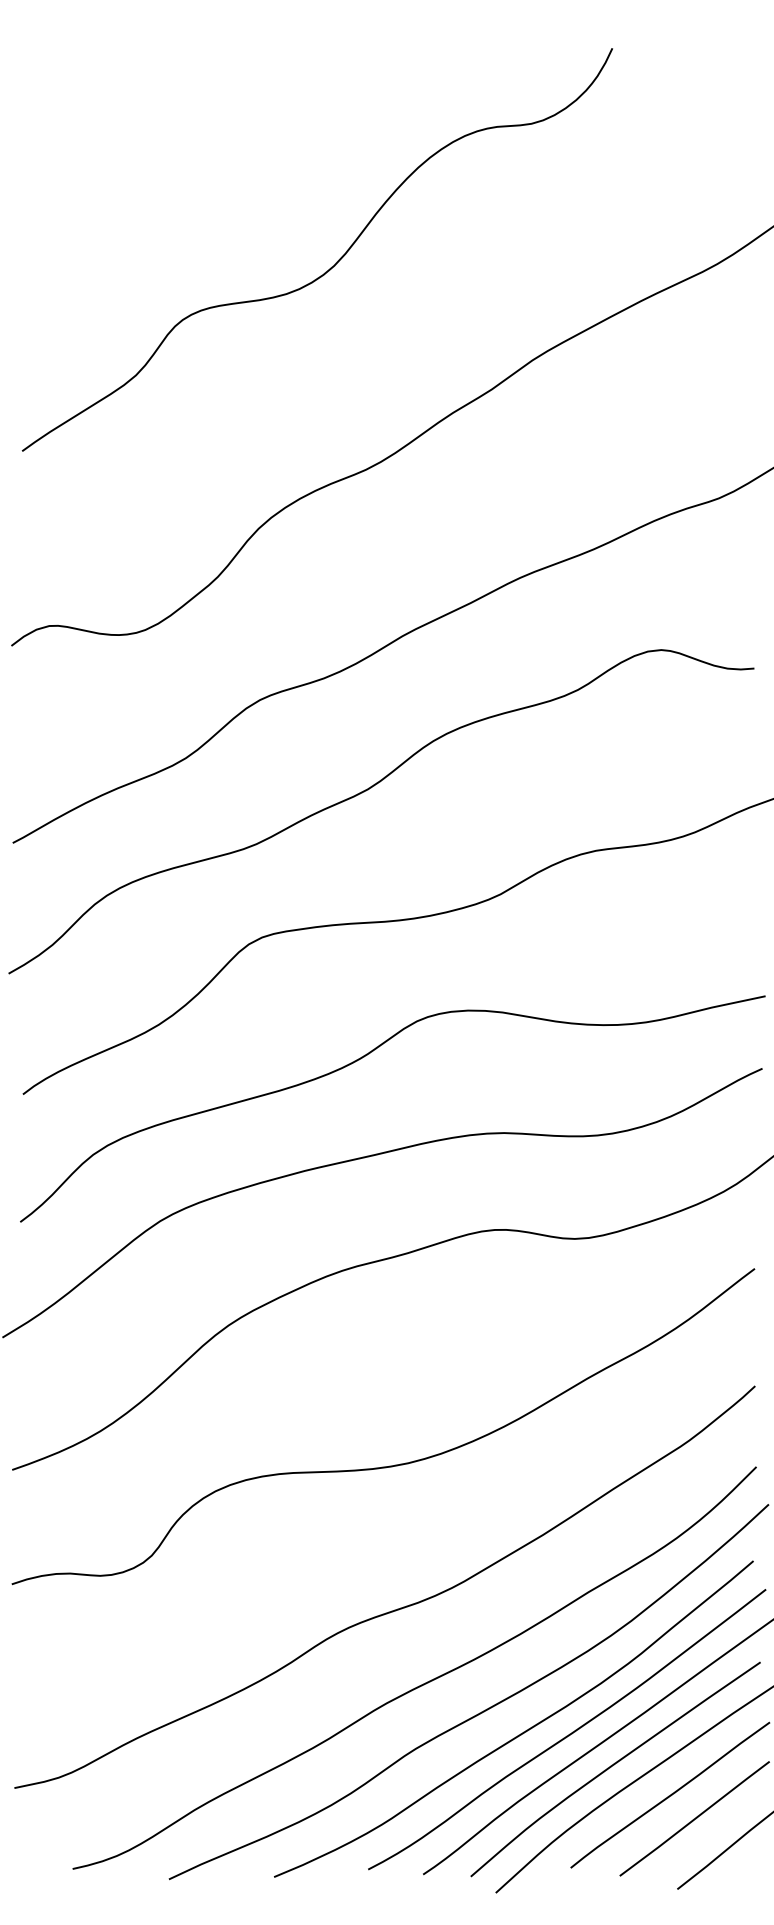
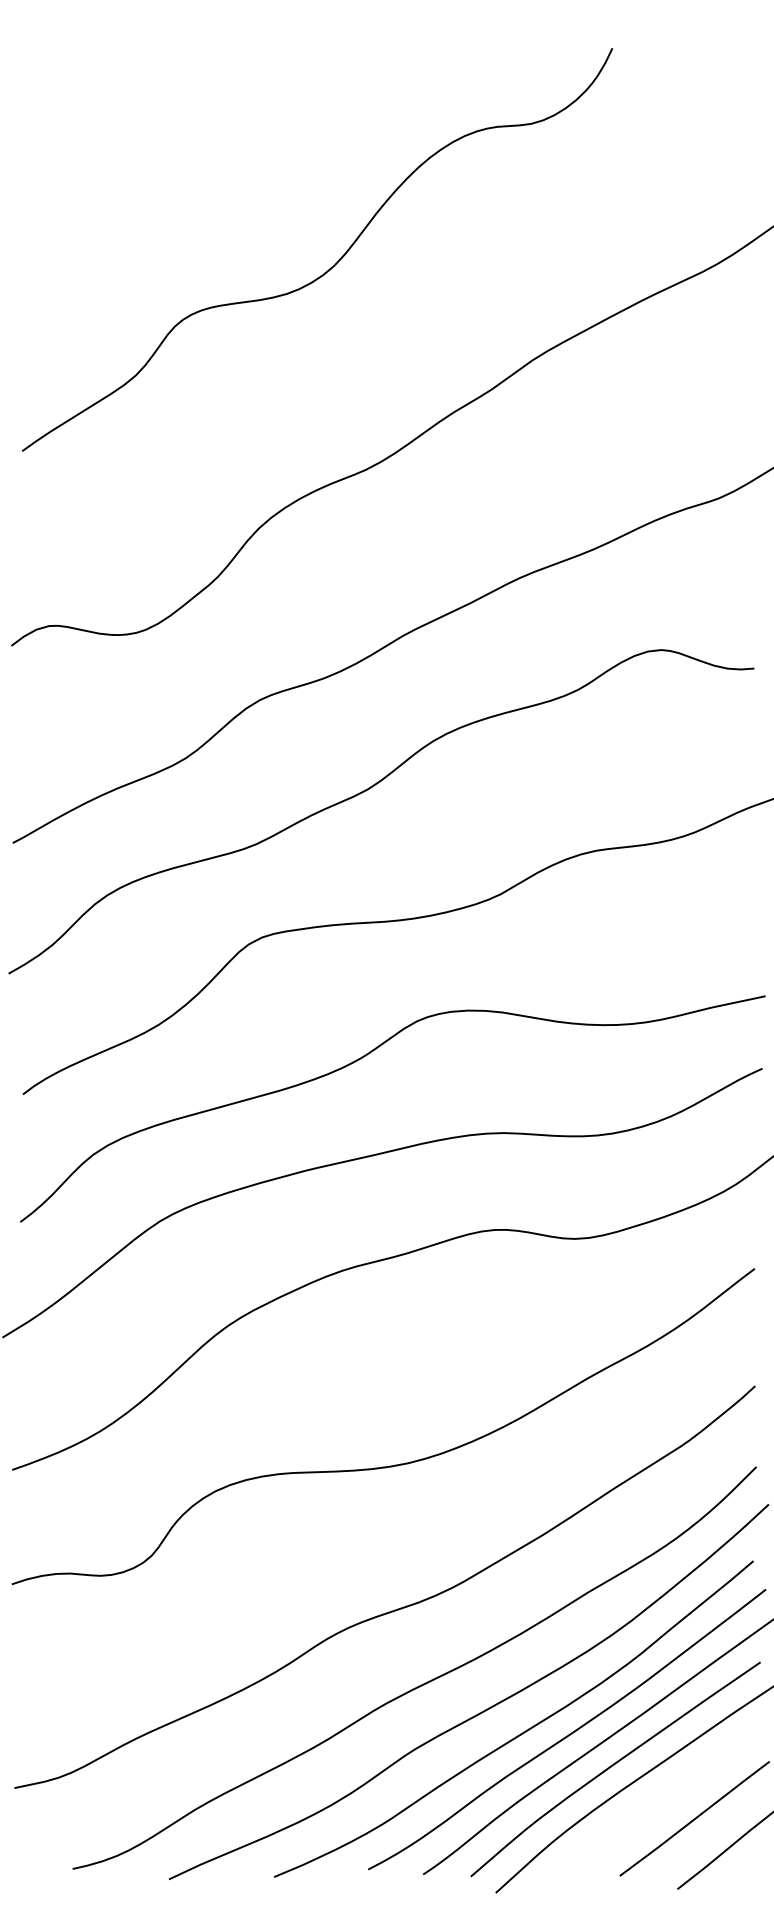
curve: present -> none (670, 1794)
